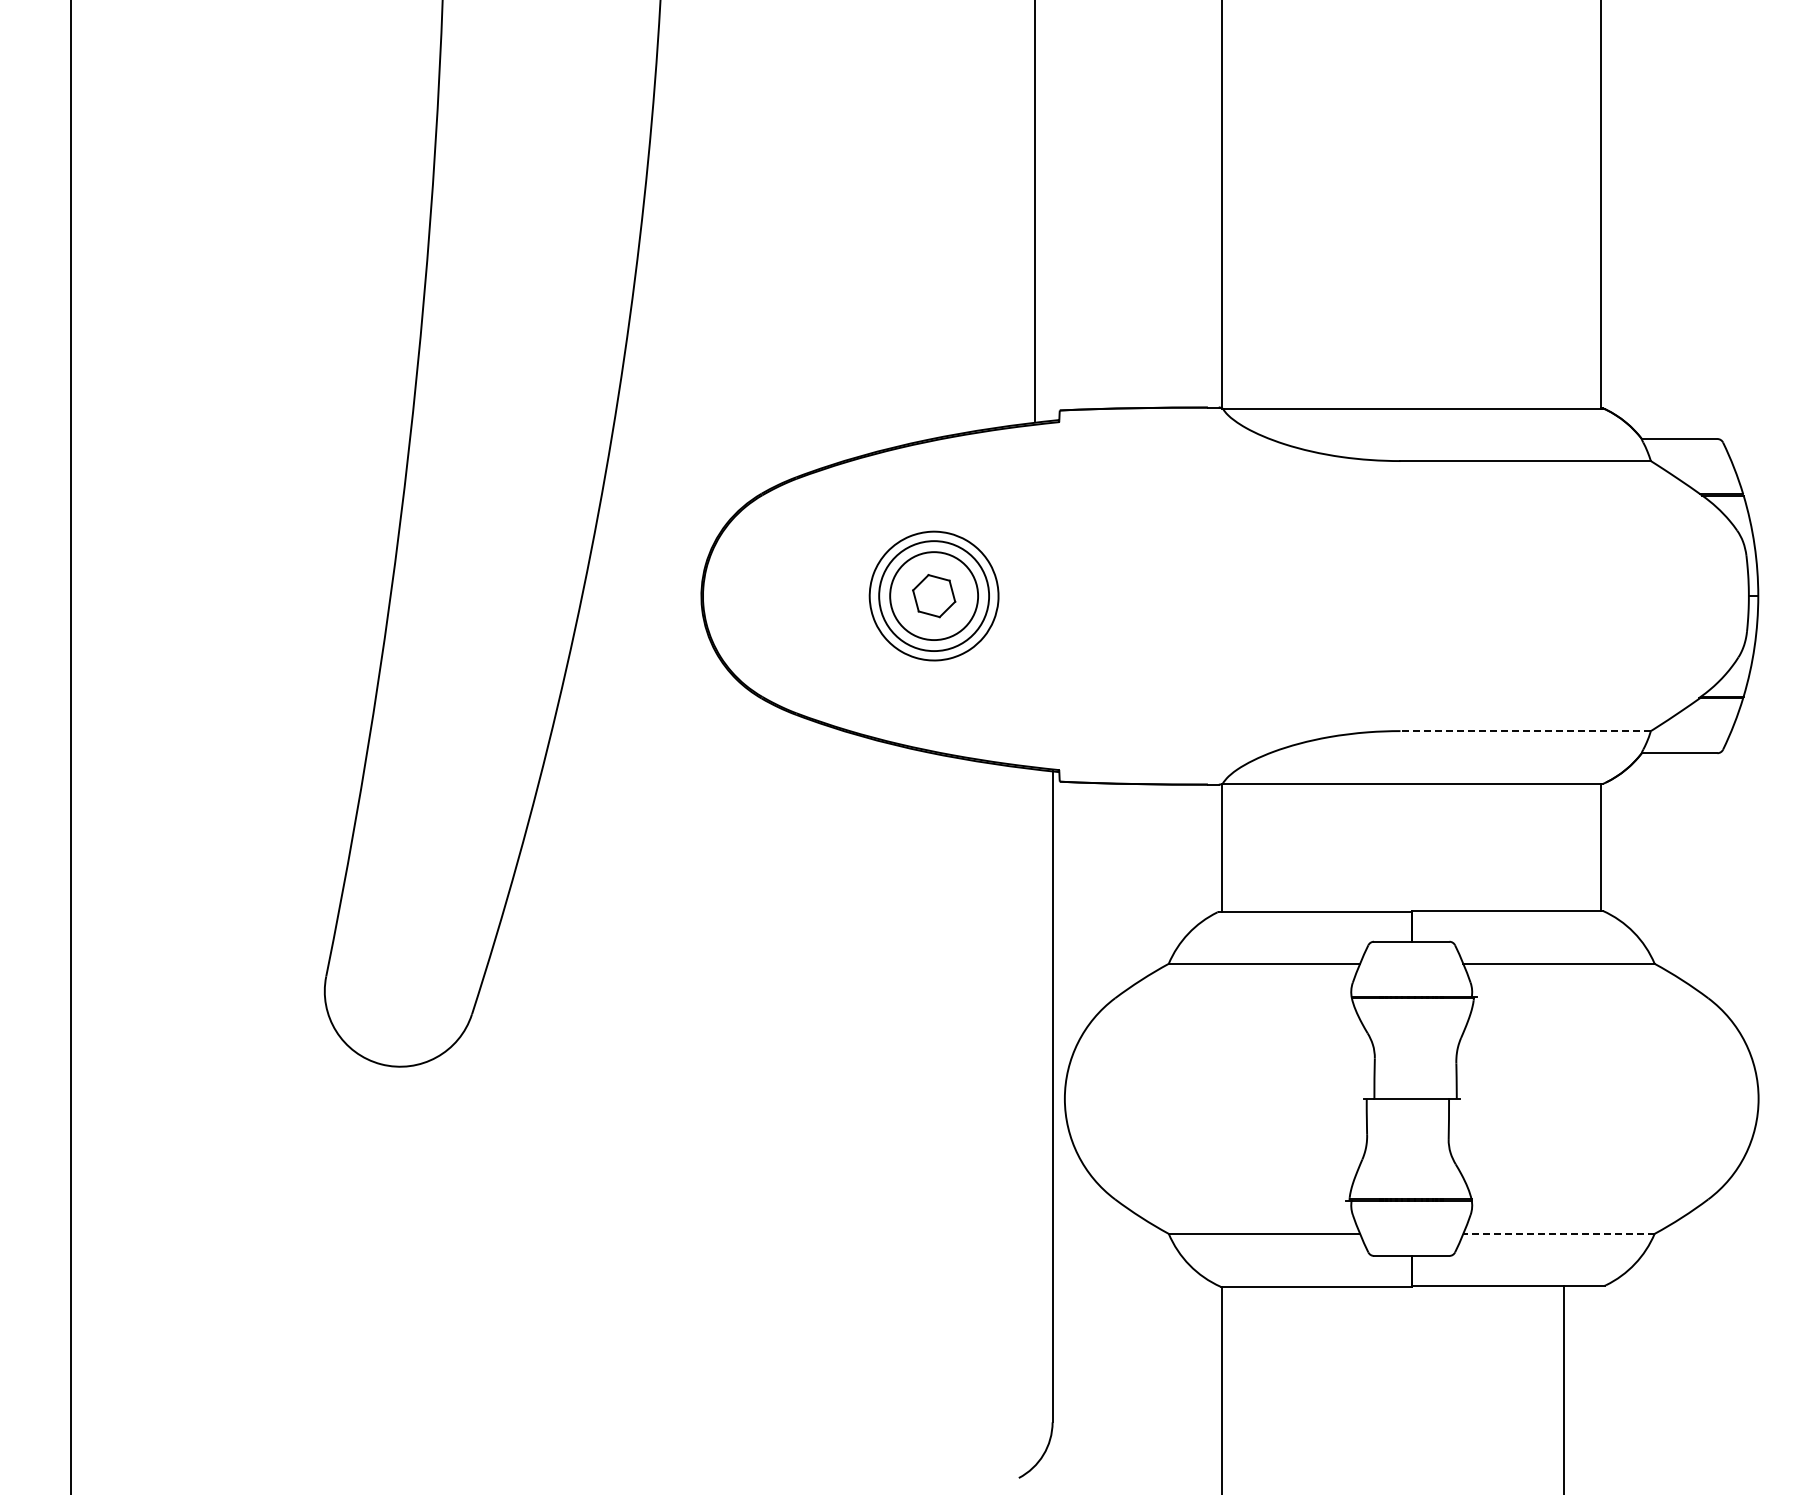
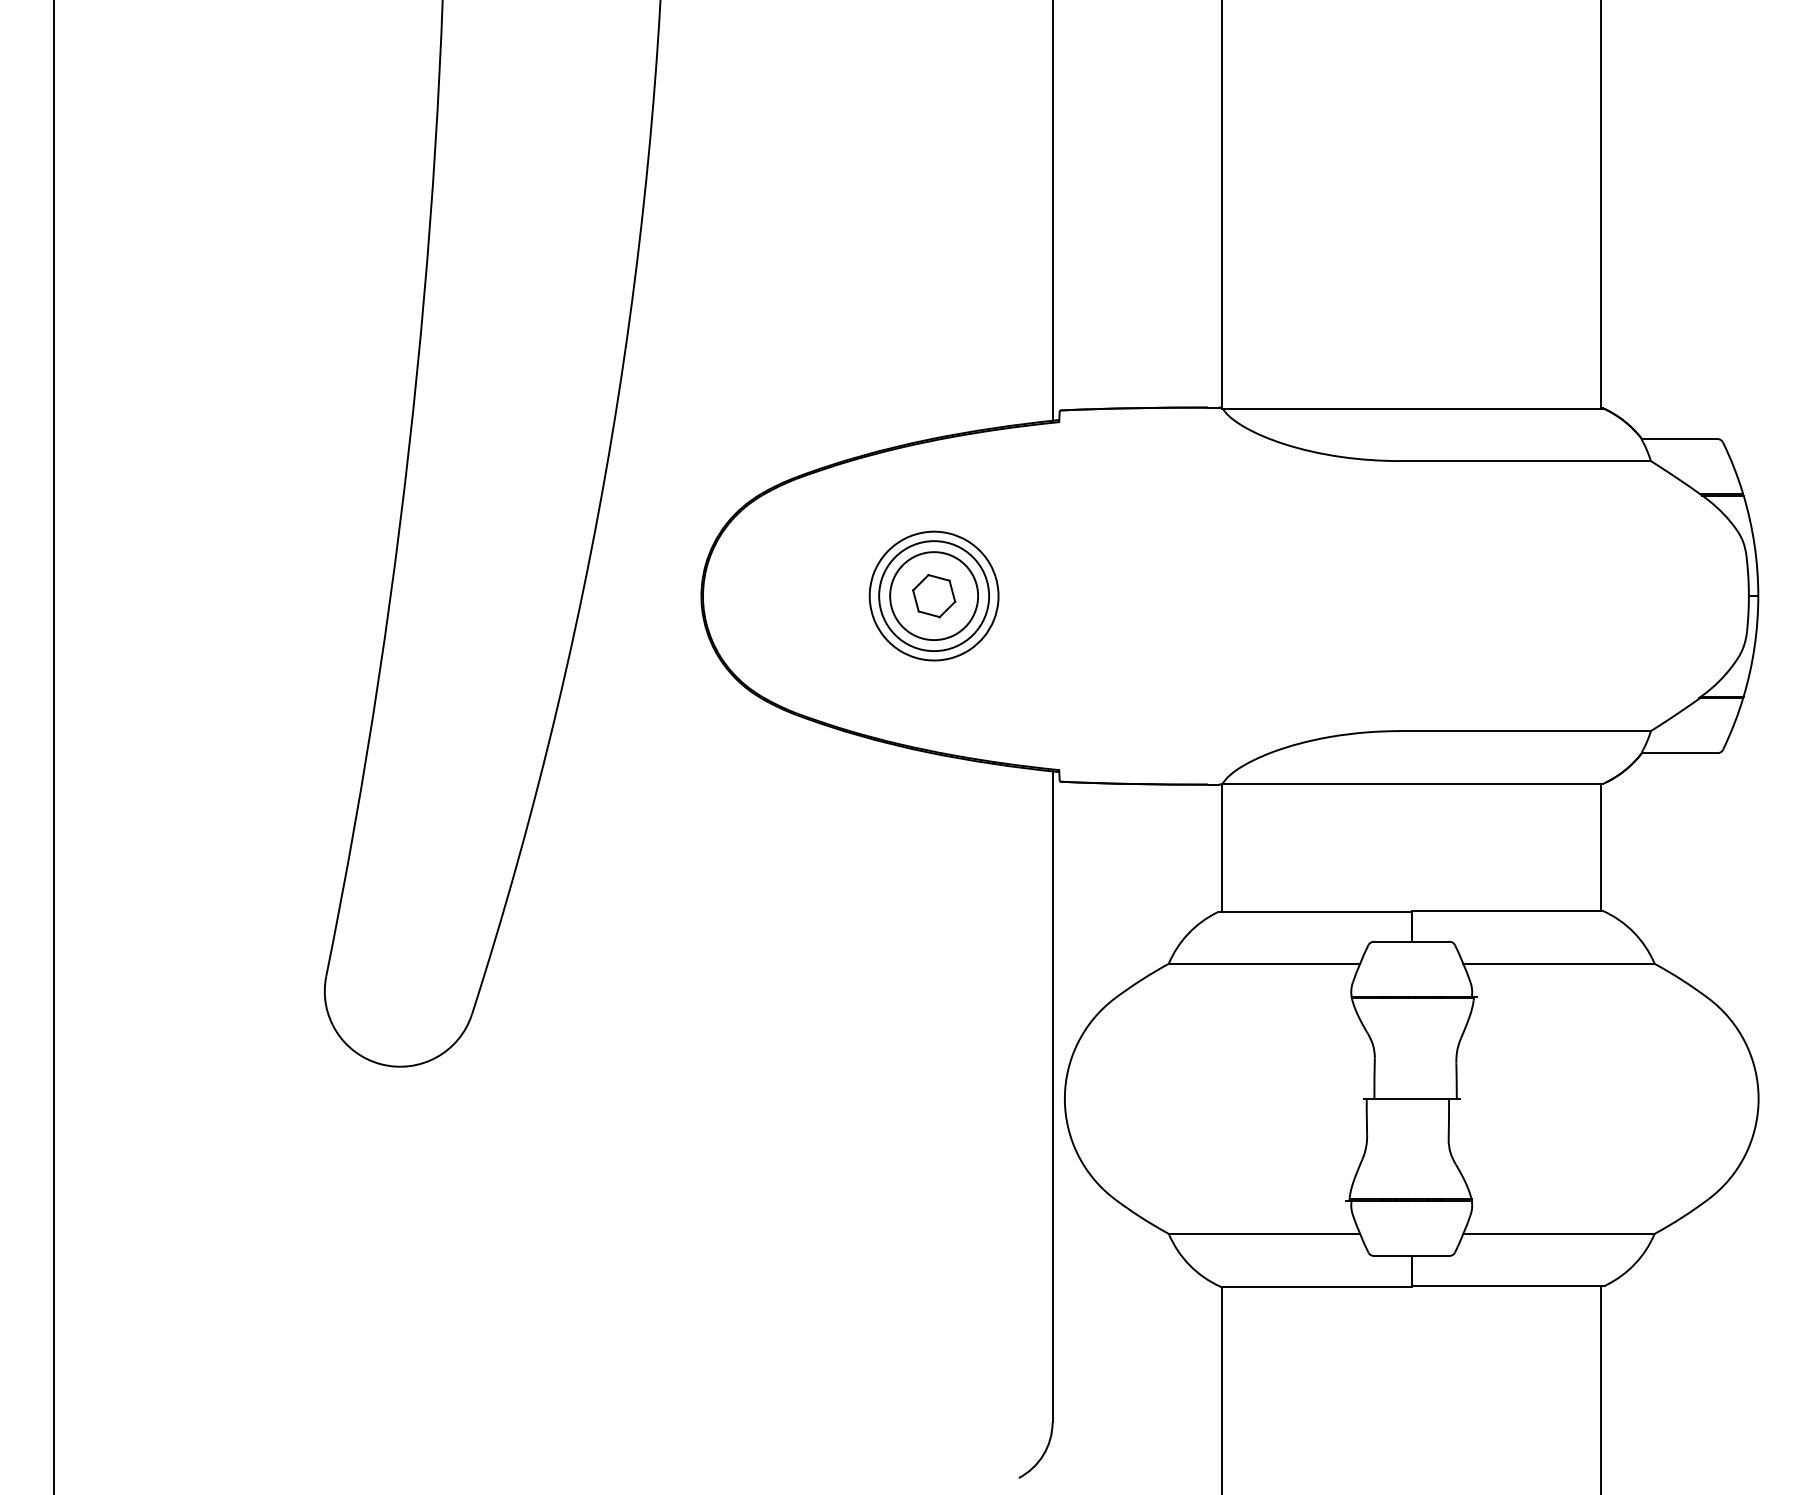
line position: (1034, 211) -> (1052, 211) (1052, 211)
line: dashed -> solid (1525, 731)
line position: (71, 746) -> (54, 746) (54, 746)
line: dashed -> solid (1559, 1233)
line position: (1564, 1388) -> (1601, 1388) (1601, 1388)
